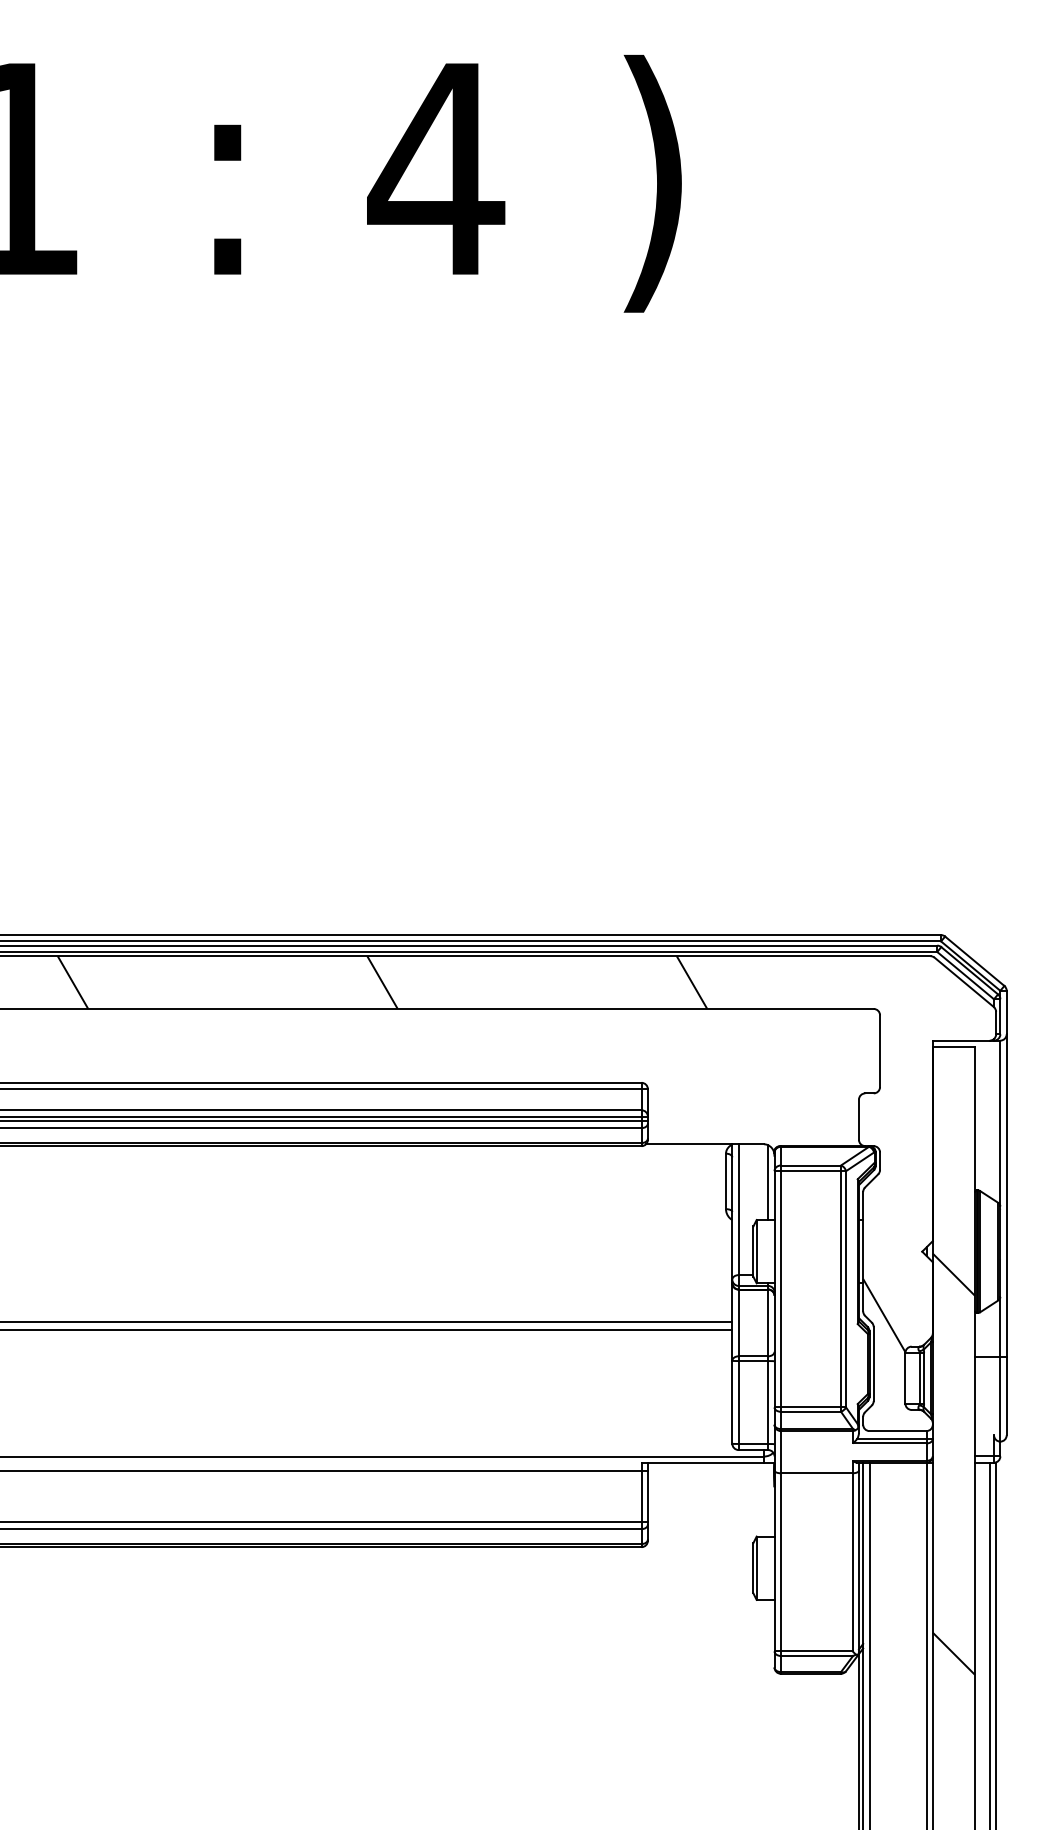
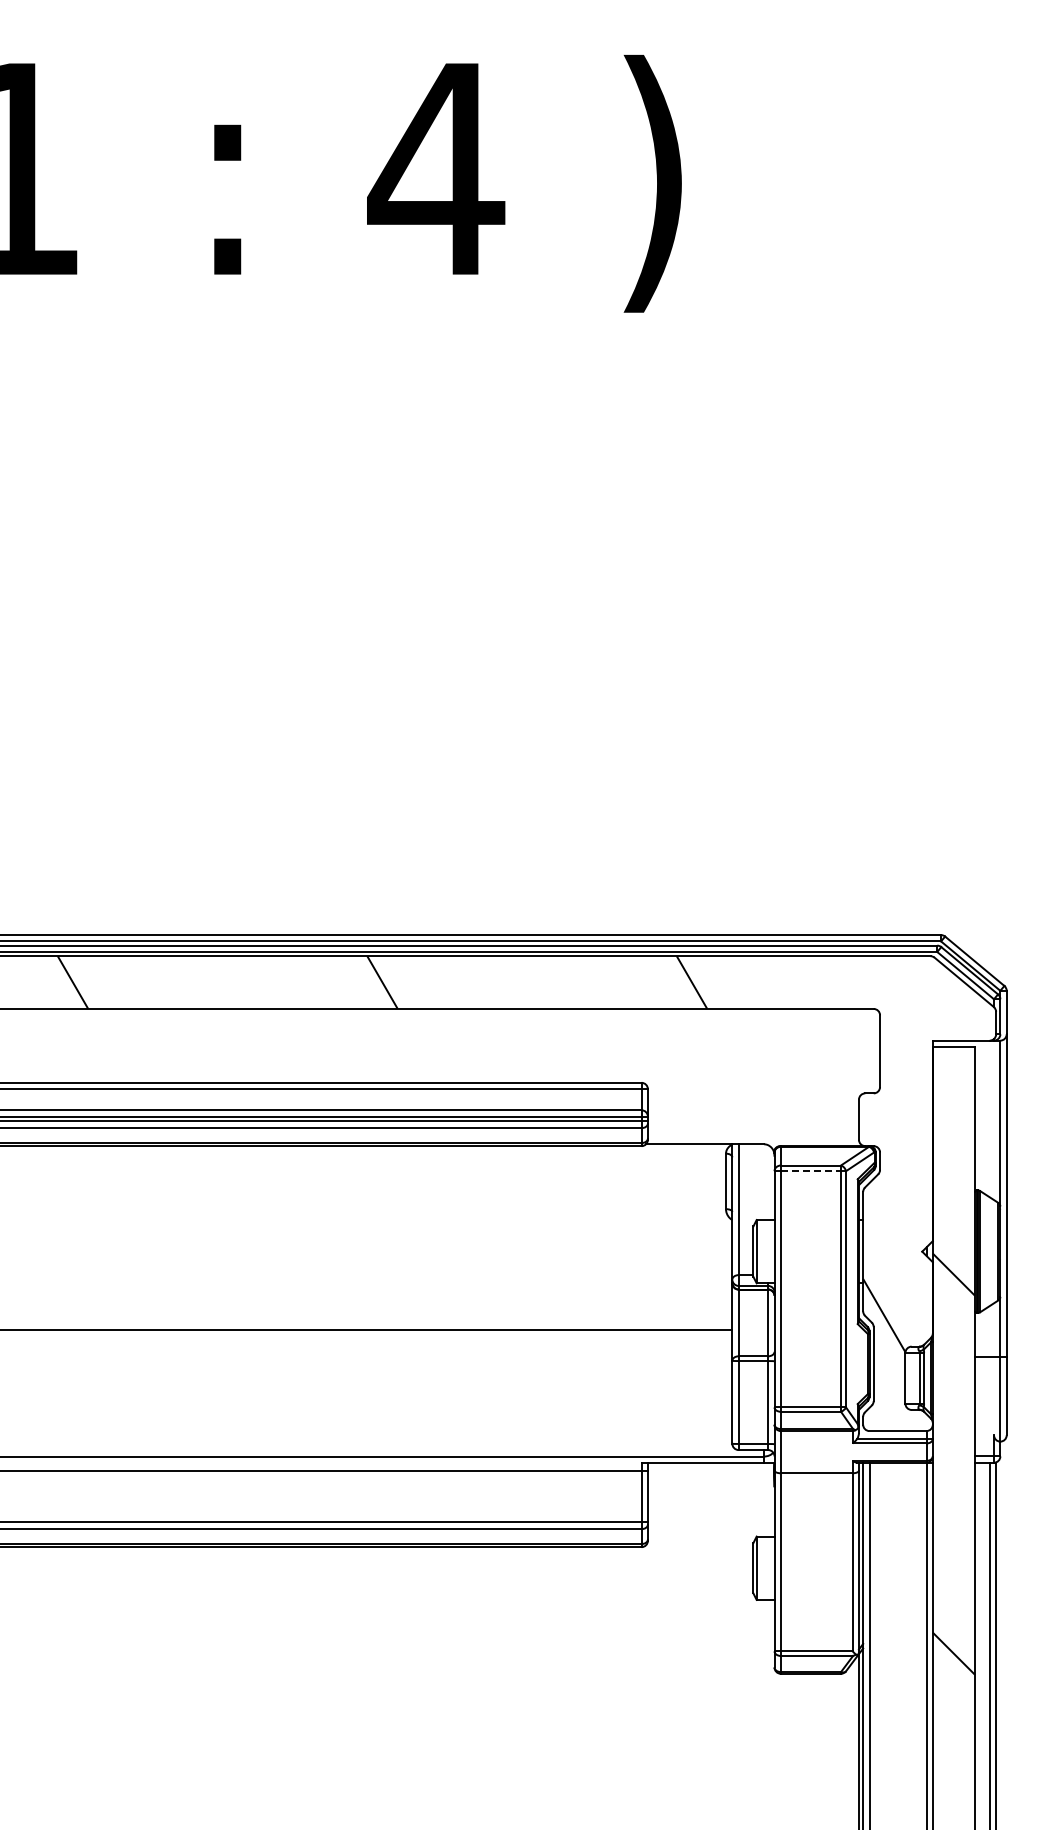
line: solid -> dashed (811, 1171)
line: present -> none (768, 1182)
line: present -> none (367, 1321)
